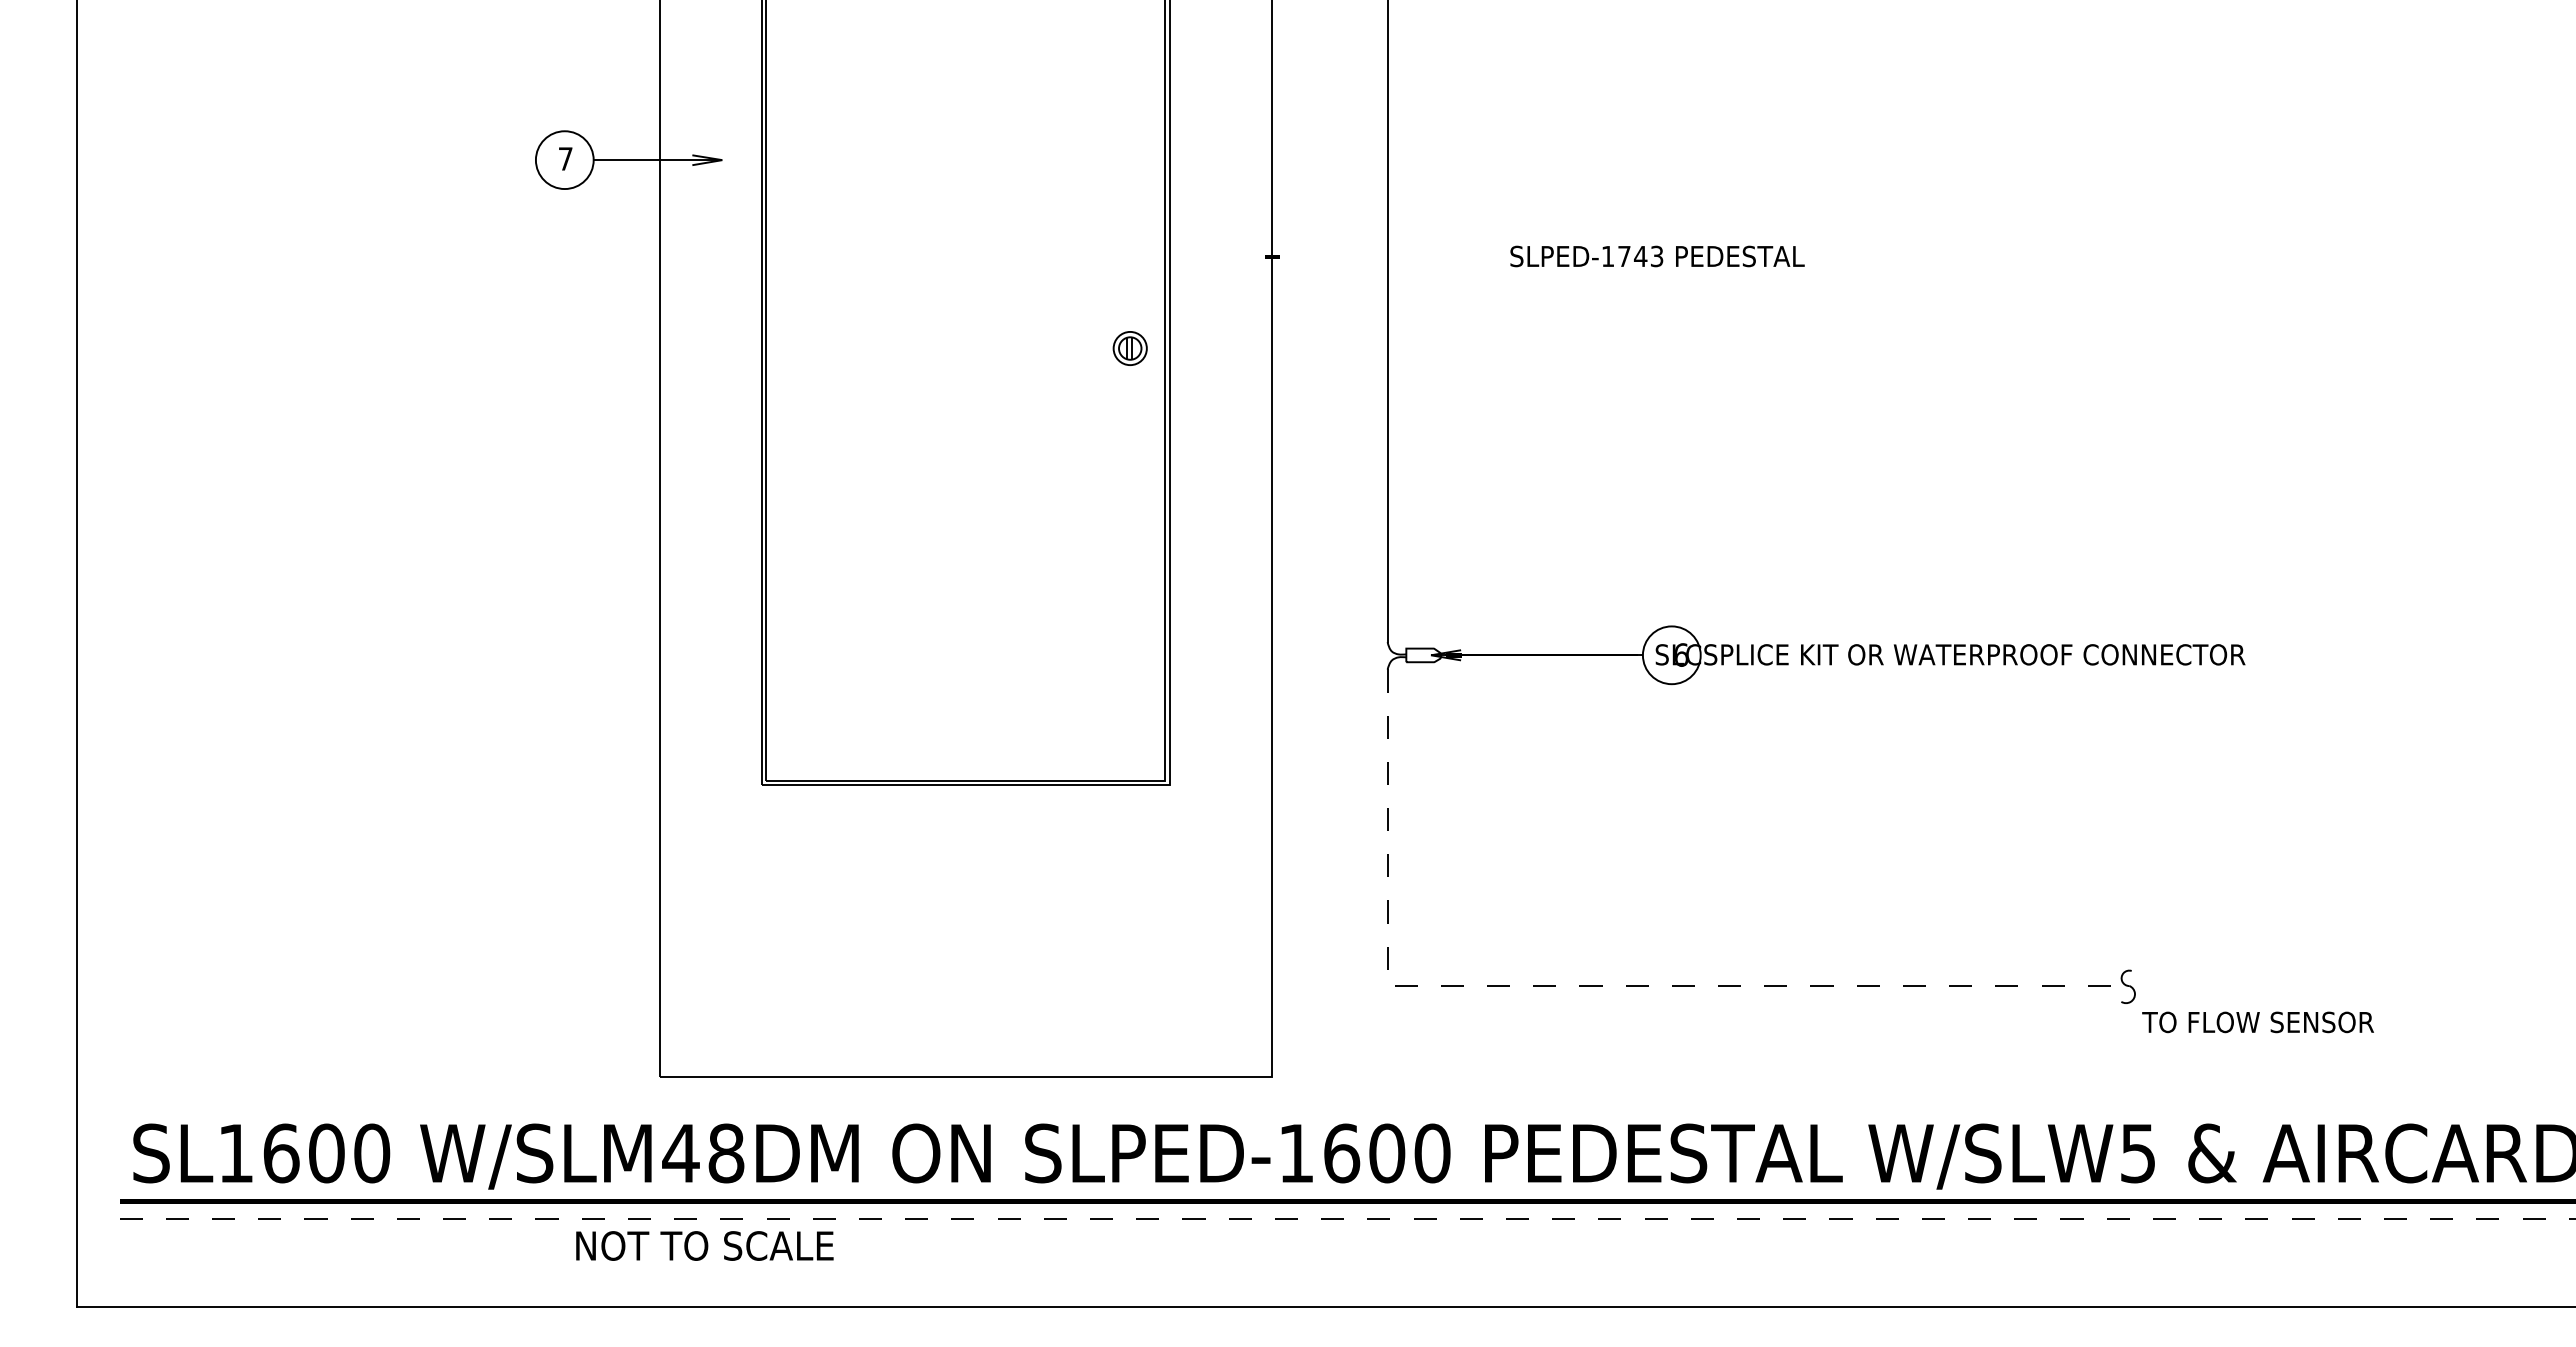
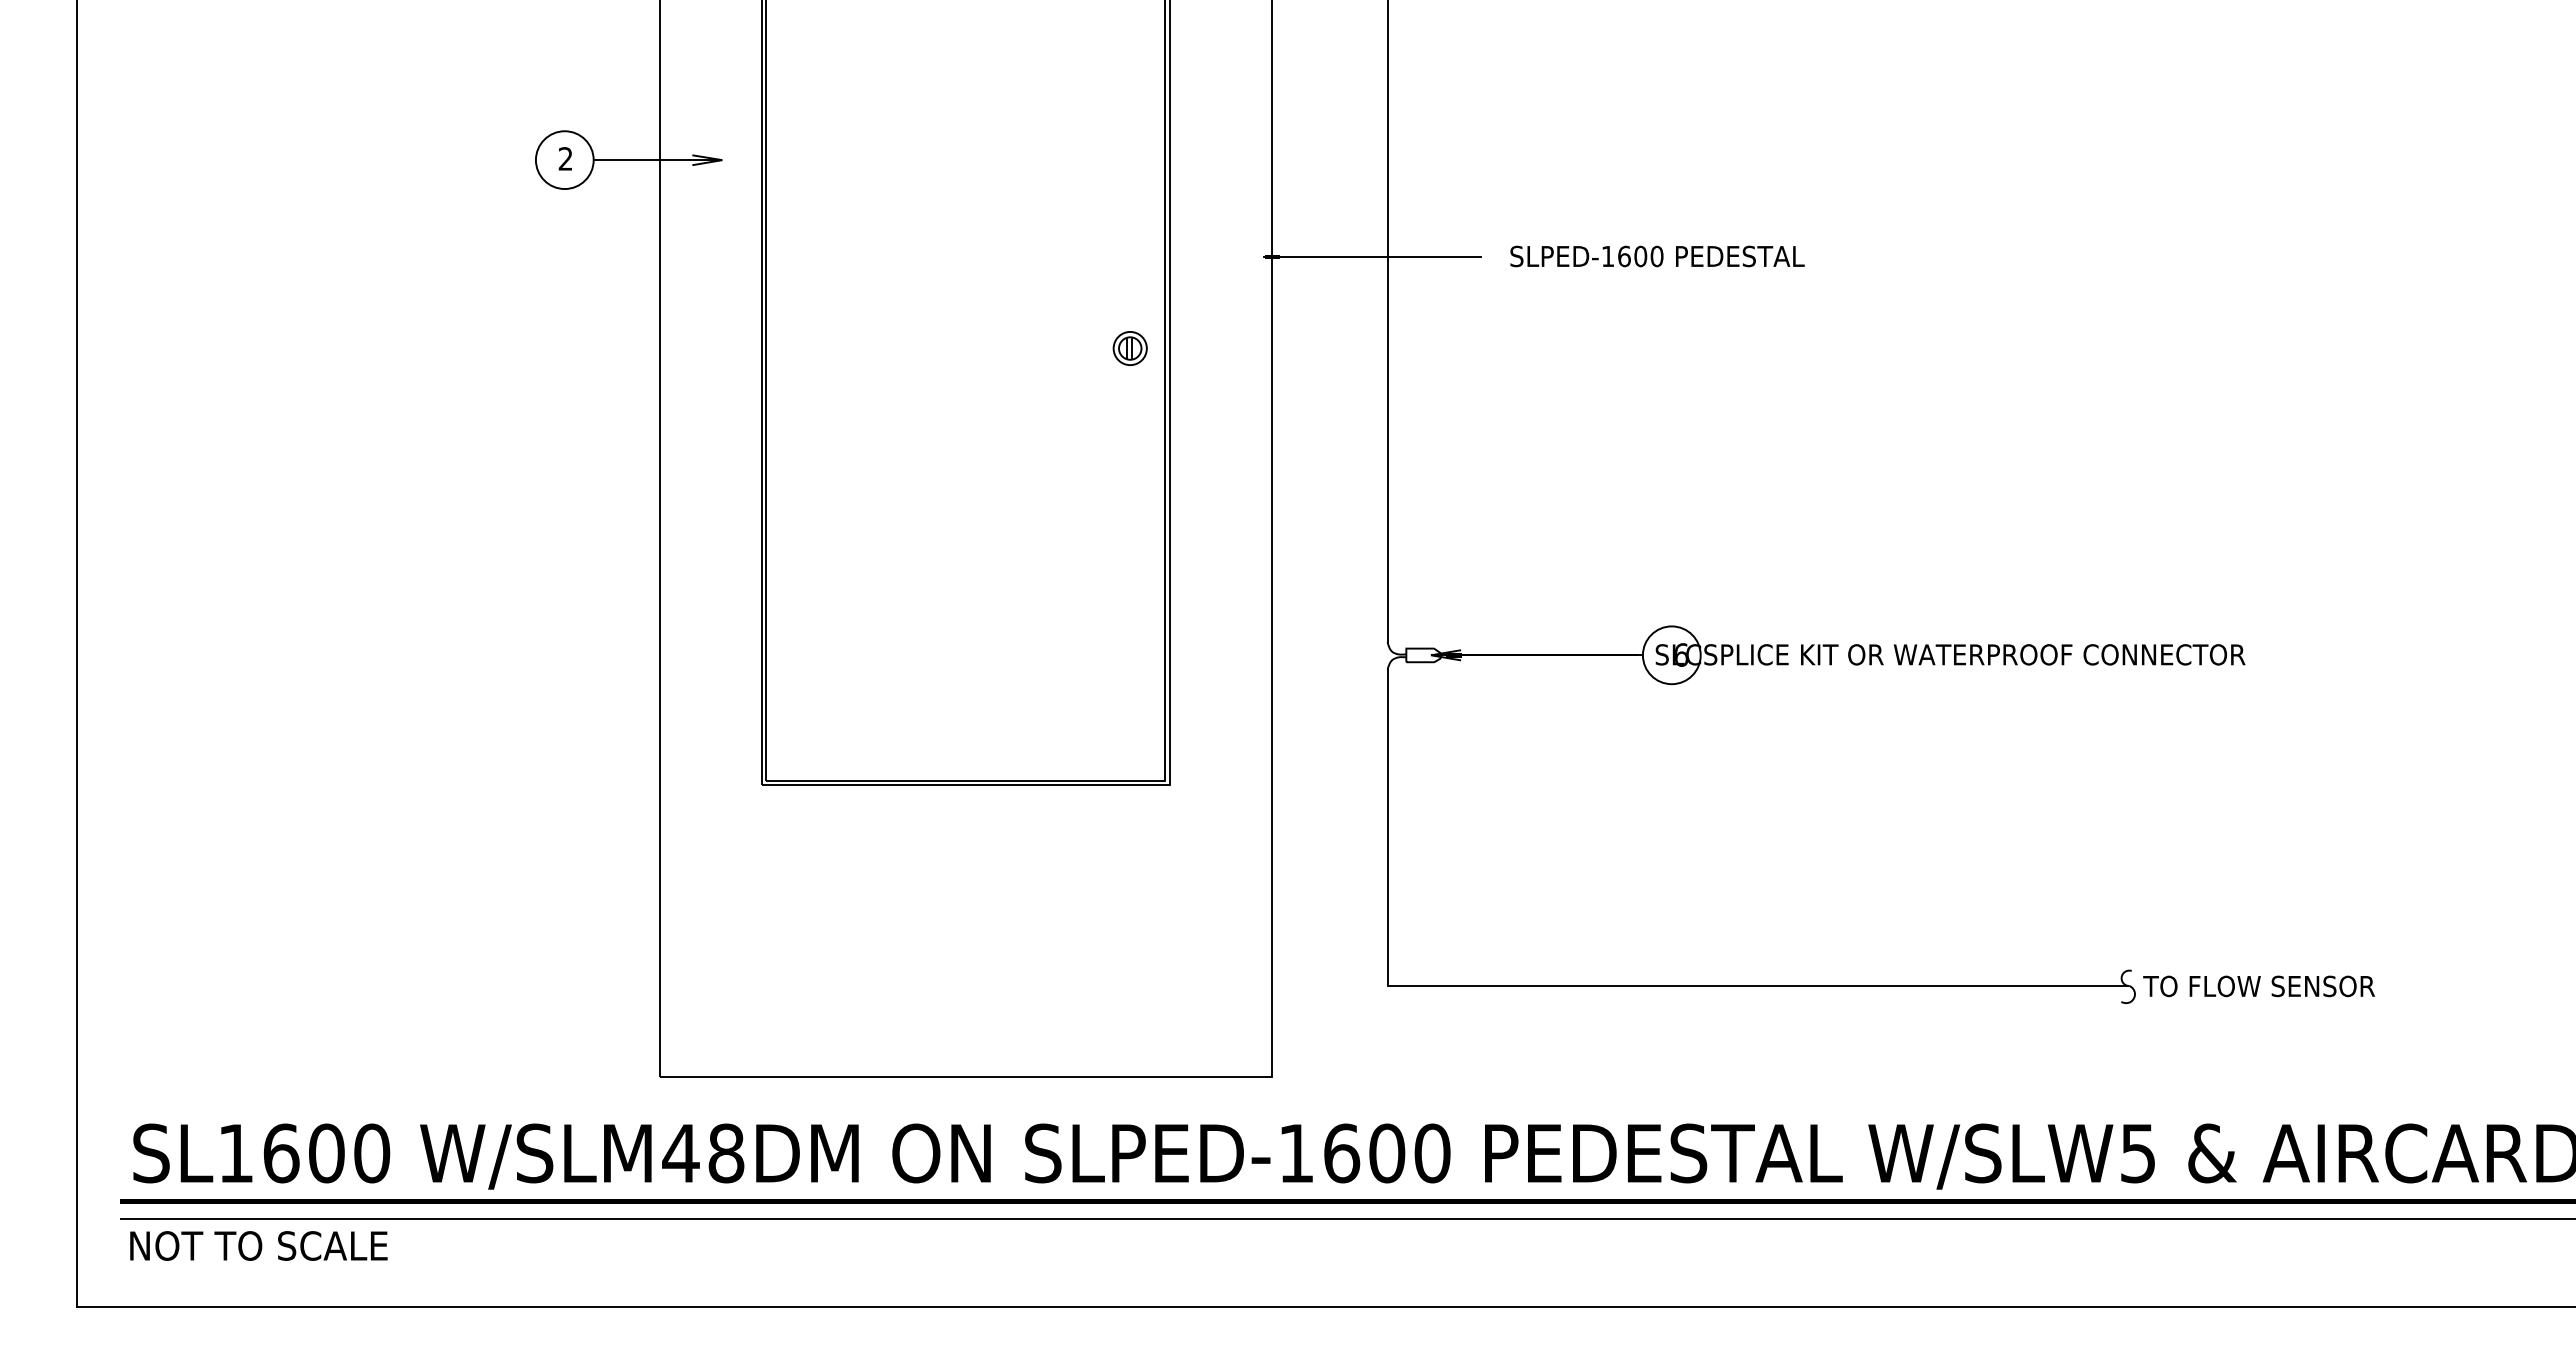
text: 7 -> 2 (565, 158)
line: none -> present (1372, 256)
text: SLPED-1743 -> SLPED-1600 (1640, 256)
line: dashed -> solid (1599, 985)
text position: (2257, 1022) -> (2258, 986) (2258, 986)
line: dashed -> solid (1347, 1219)
text position: (704, 1245) -> (258, 1245) (258, 1245)
